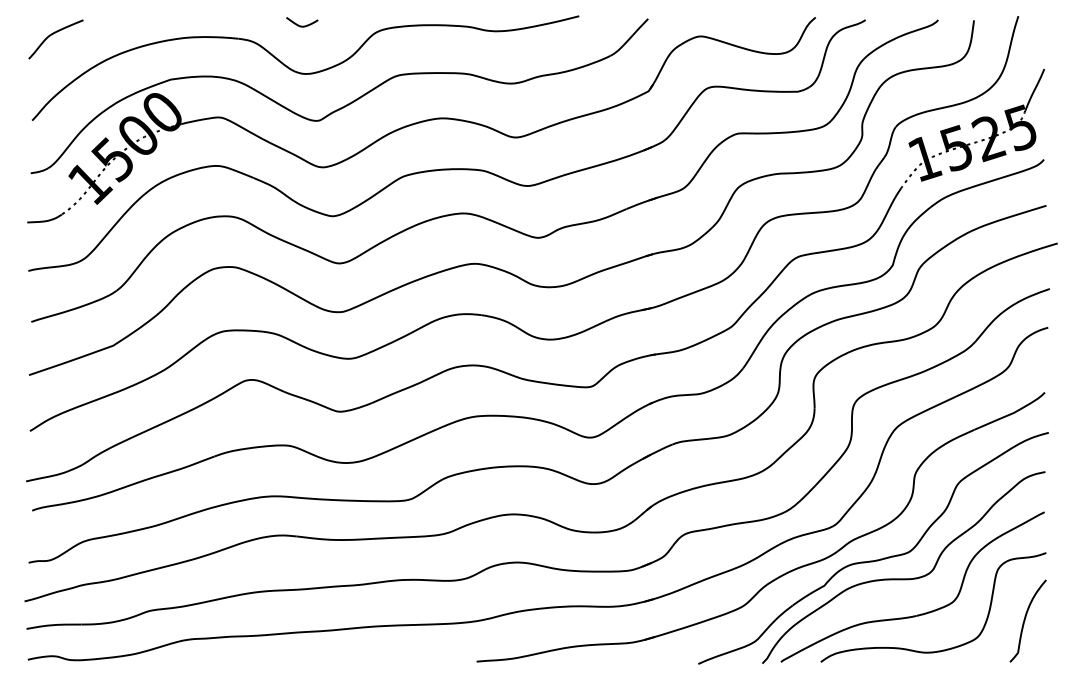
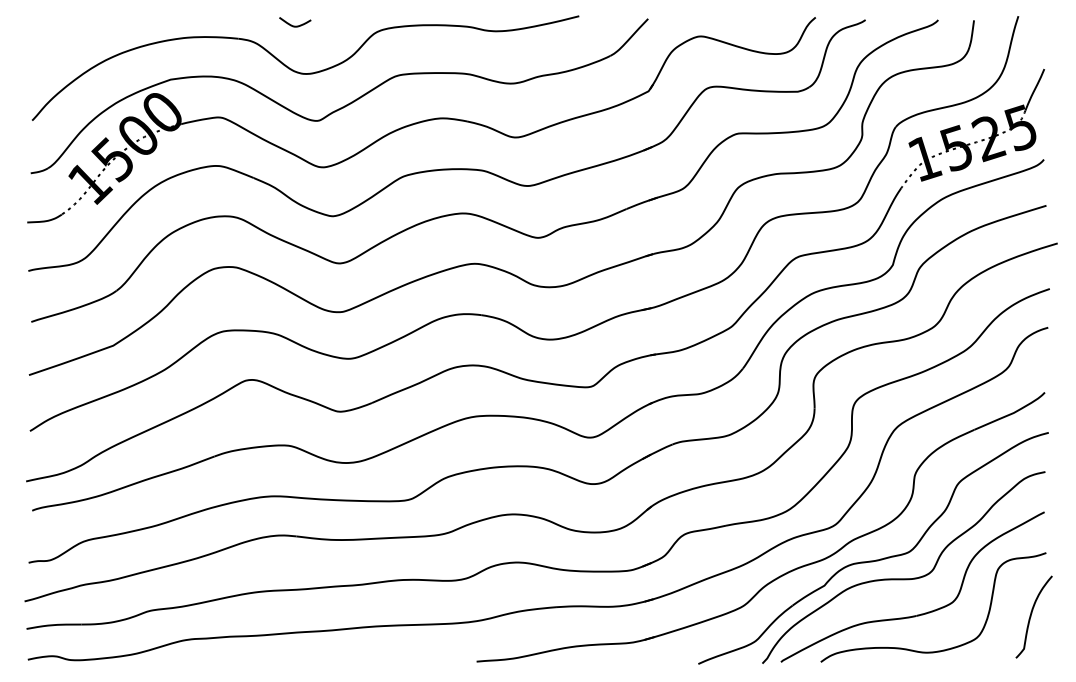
curve position: (302, 25) -> (295, 25) (295, 25)
curve: present -> none (52, 35)
curve position: (1025, 620) -> (1031, 616) (1031, 616)
